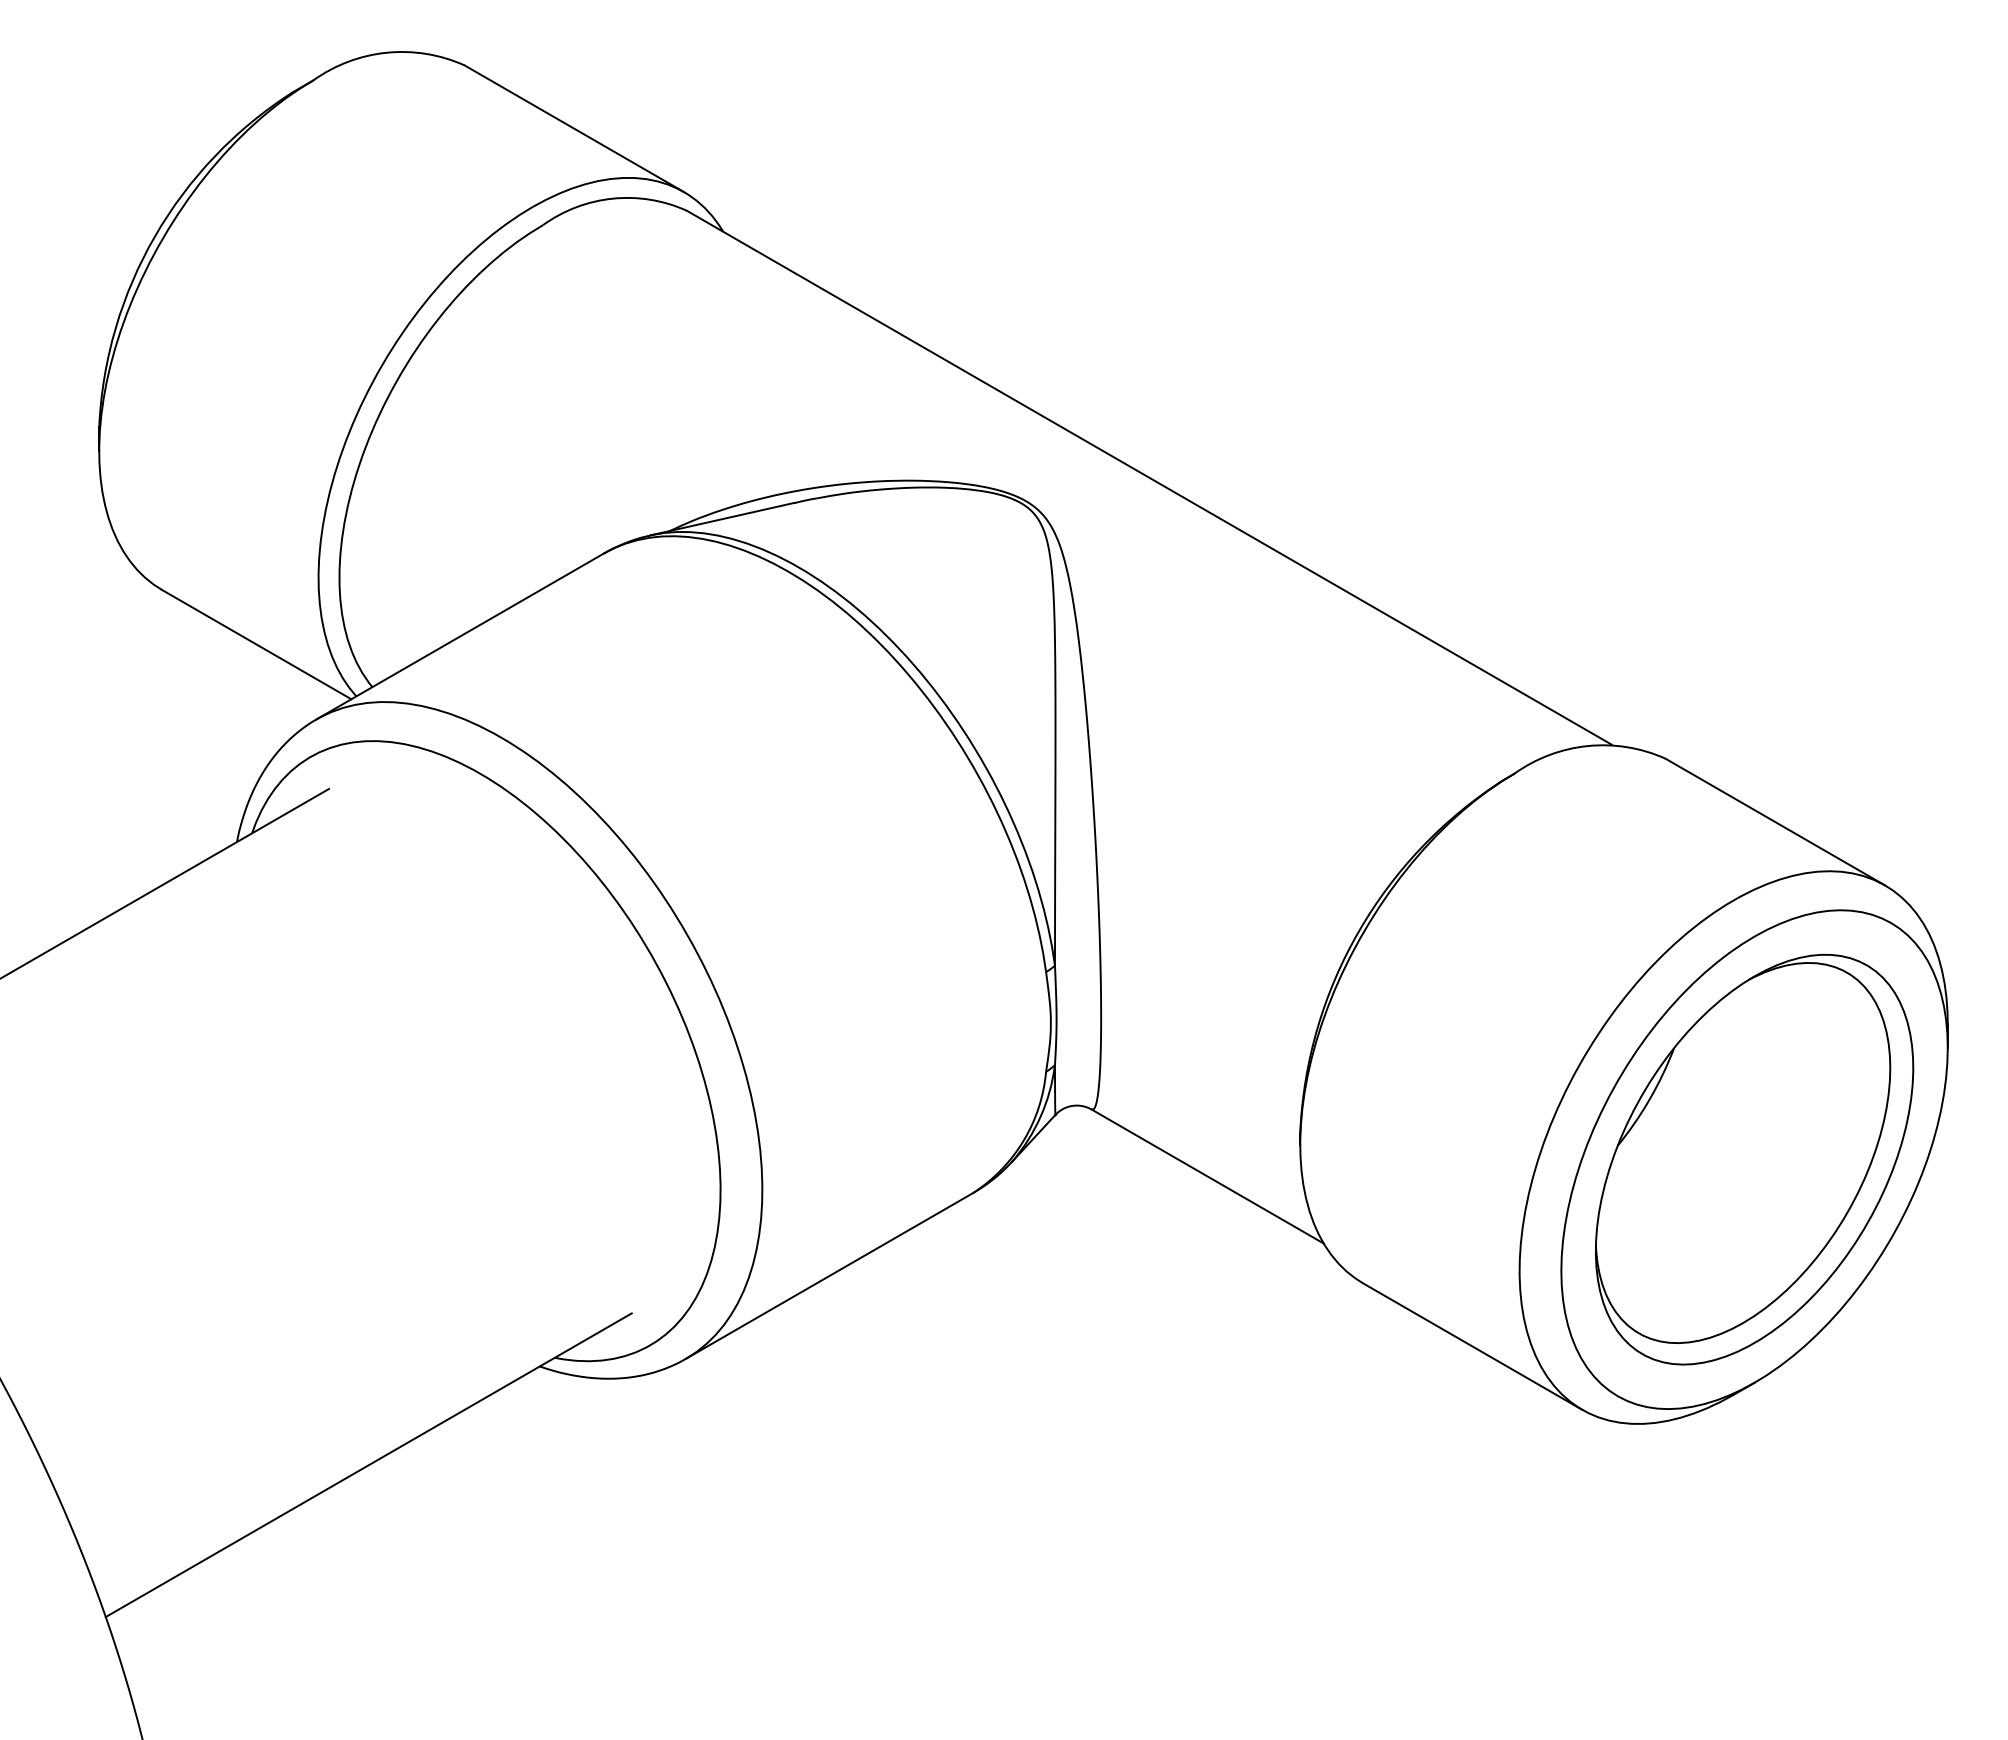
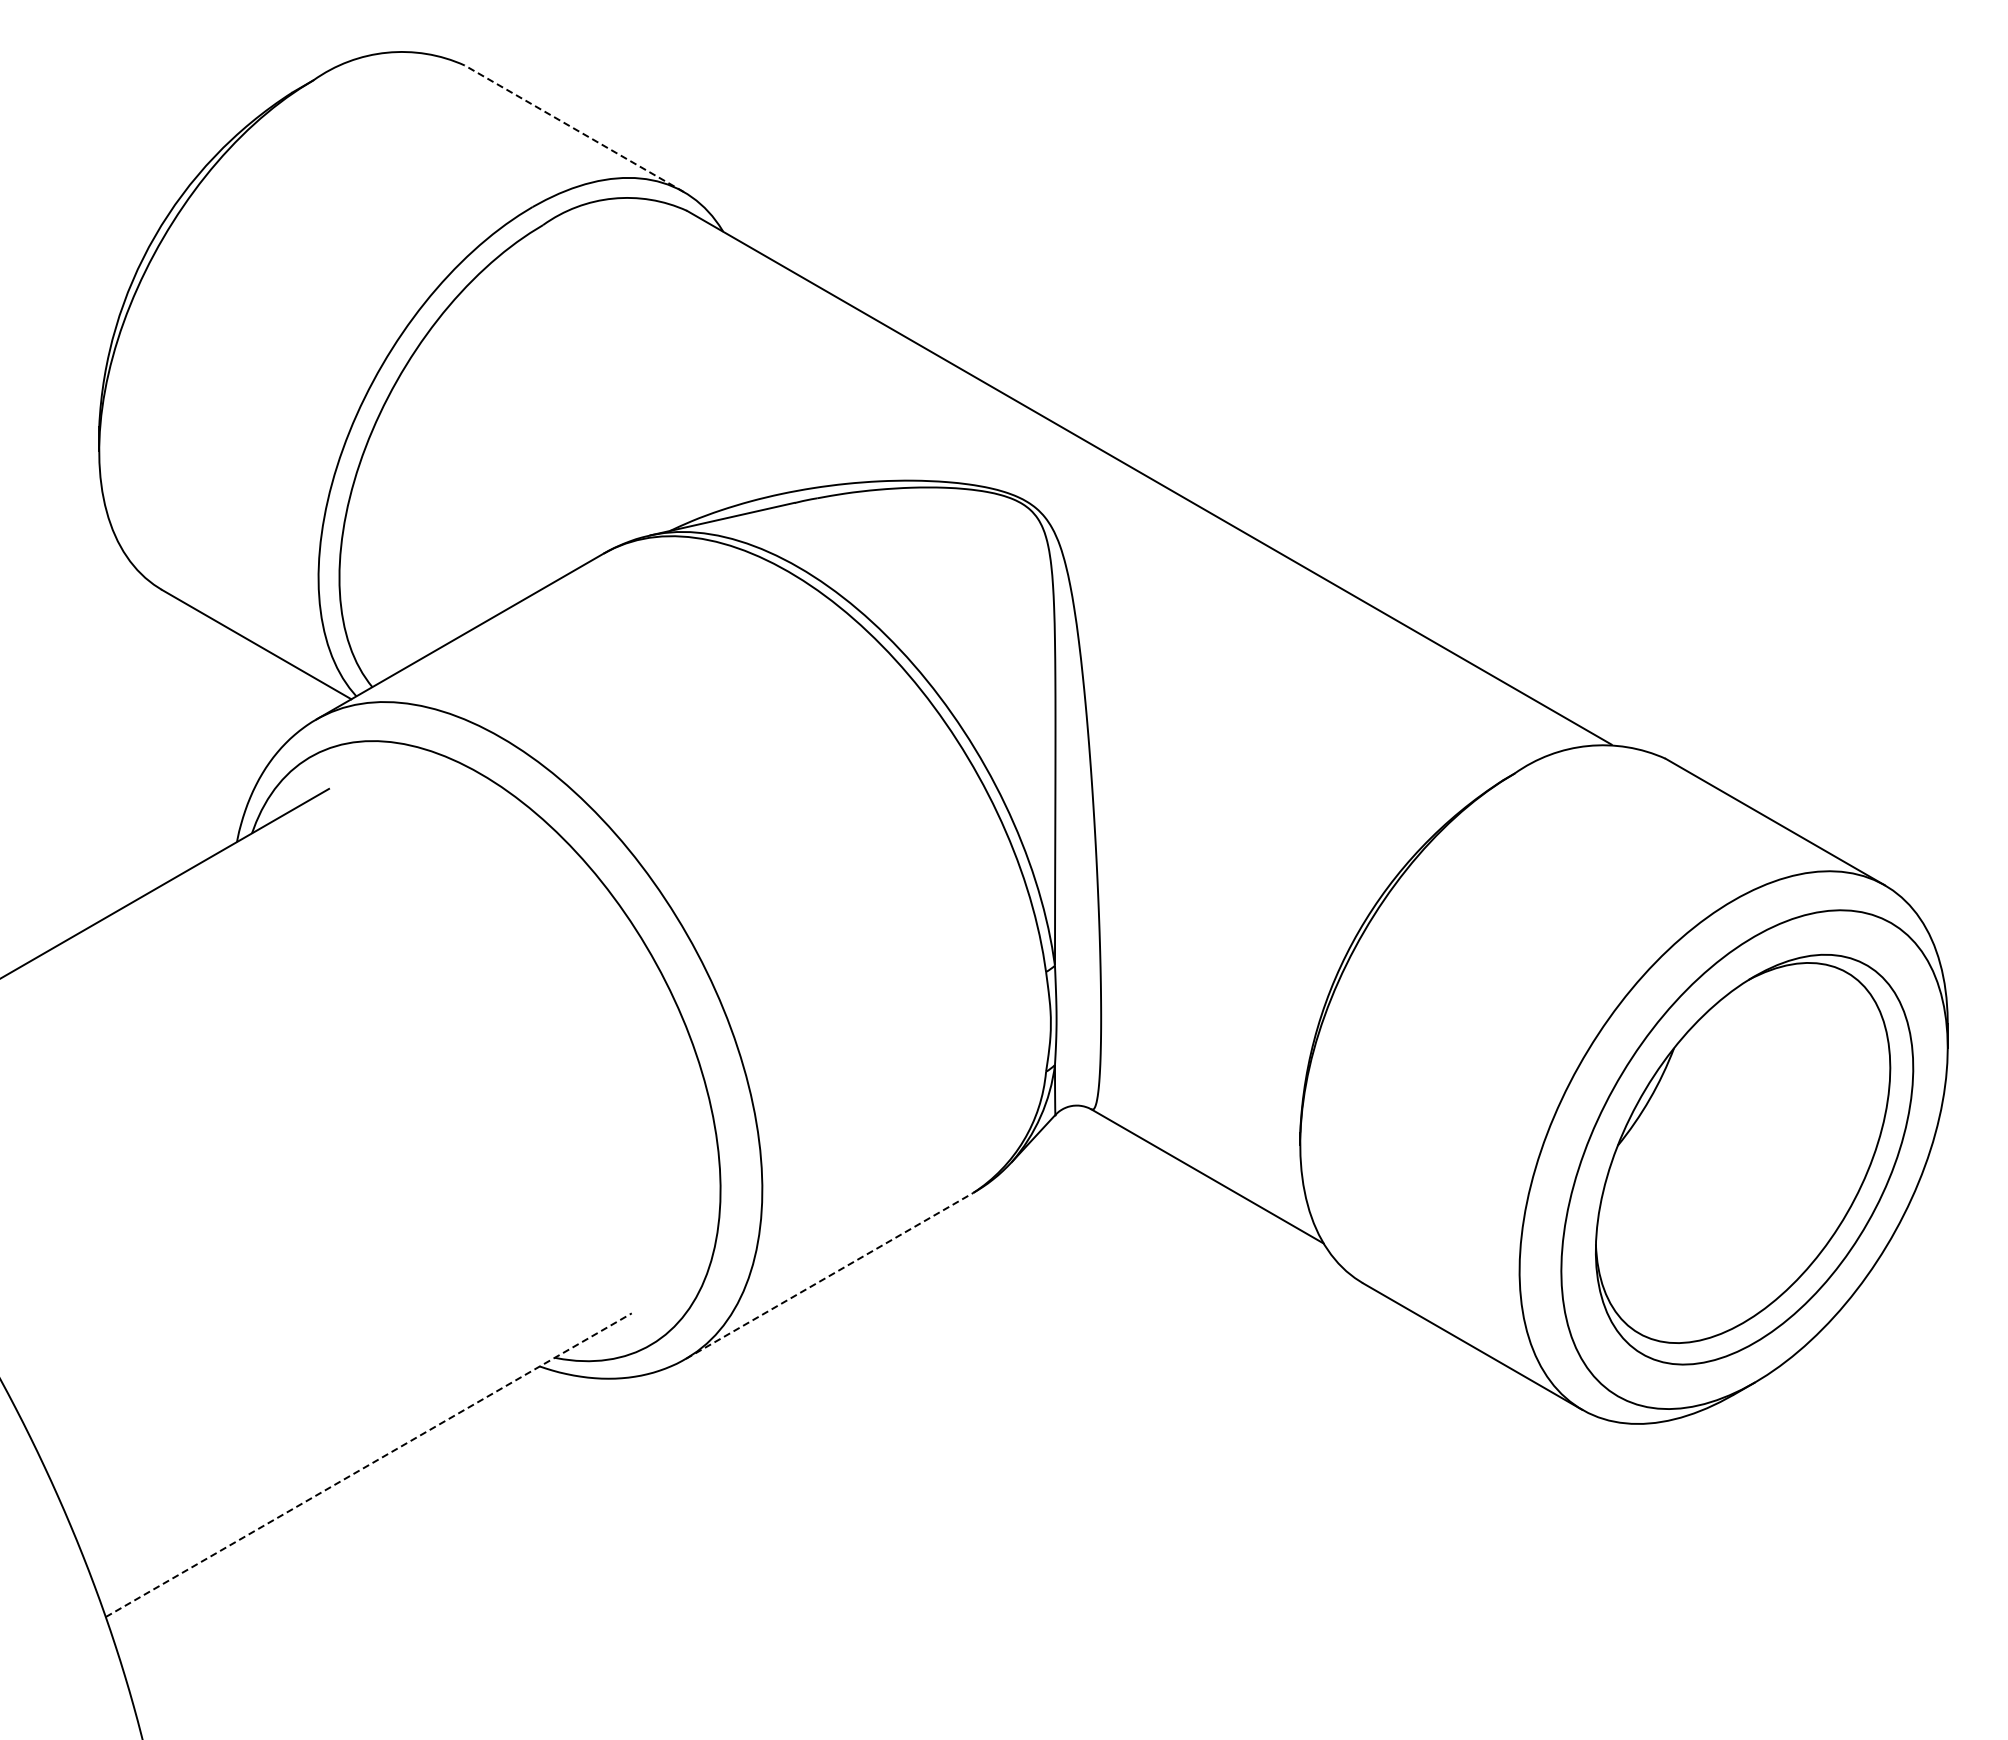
line: solid -> dashed (574, 128)
line: solid -> dashed (829, 1275)
line: solid -> dashed (368, 1465)
